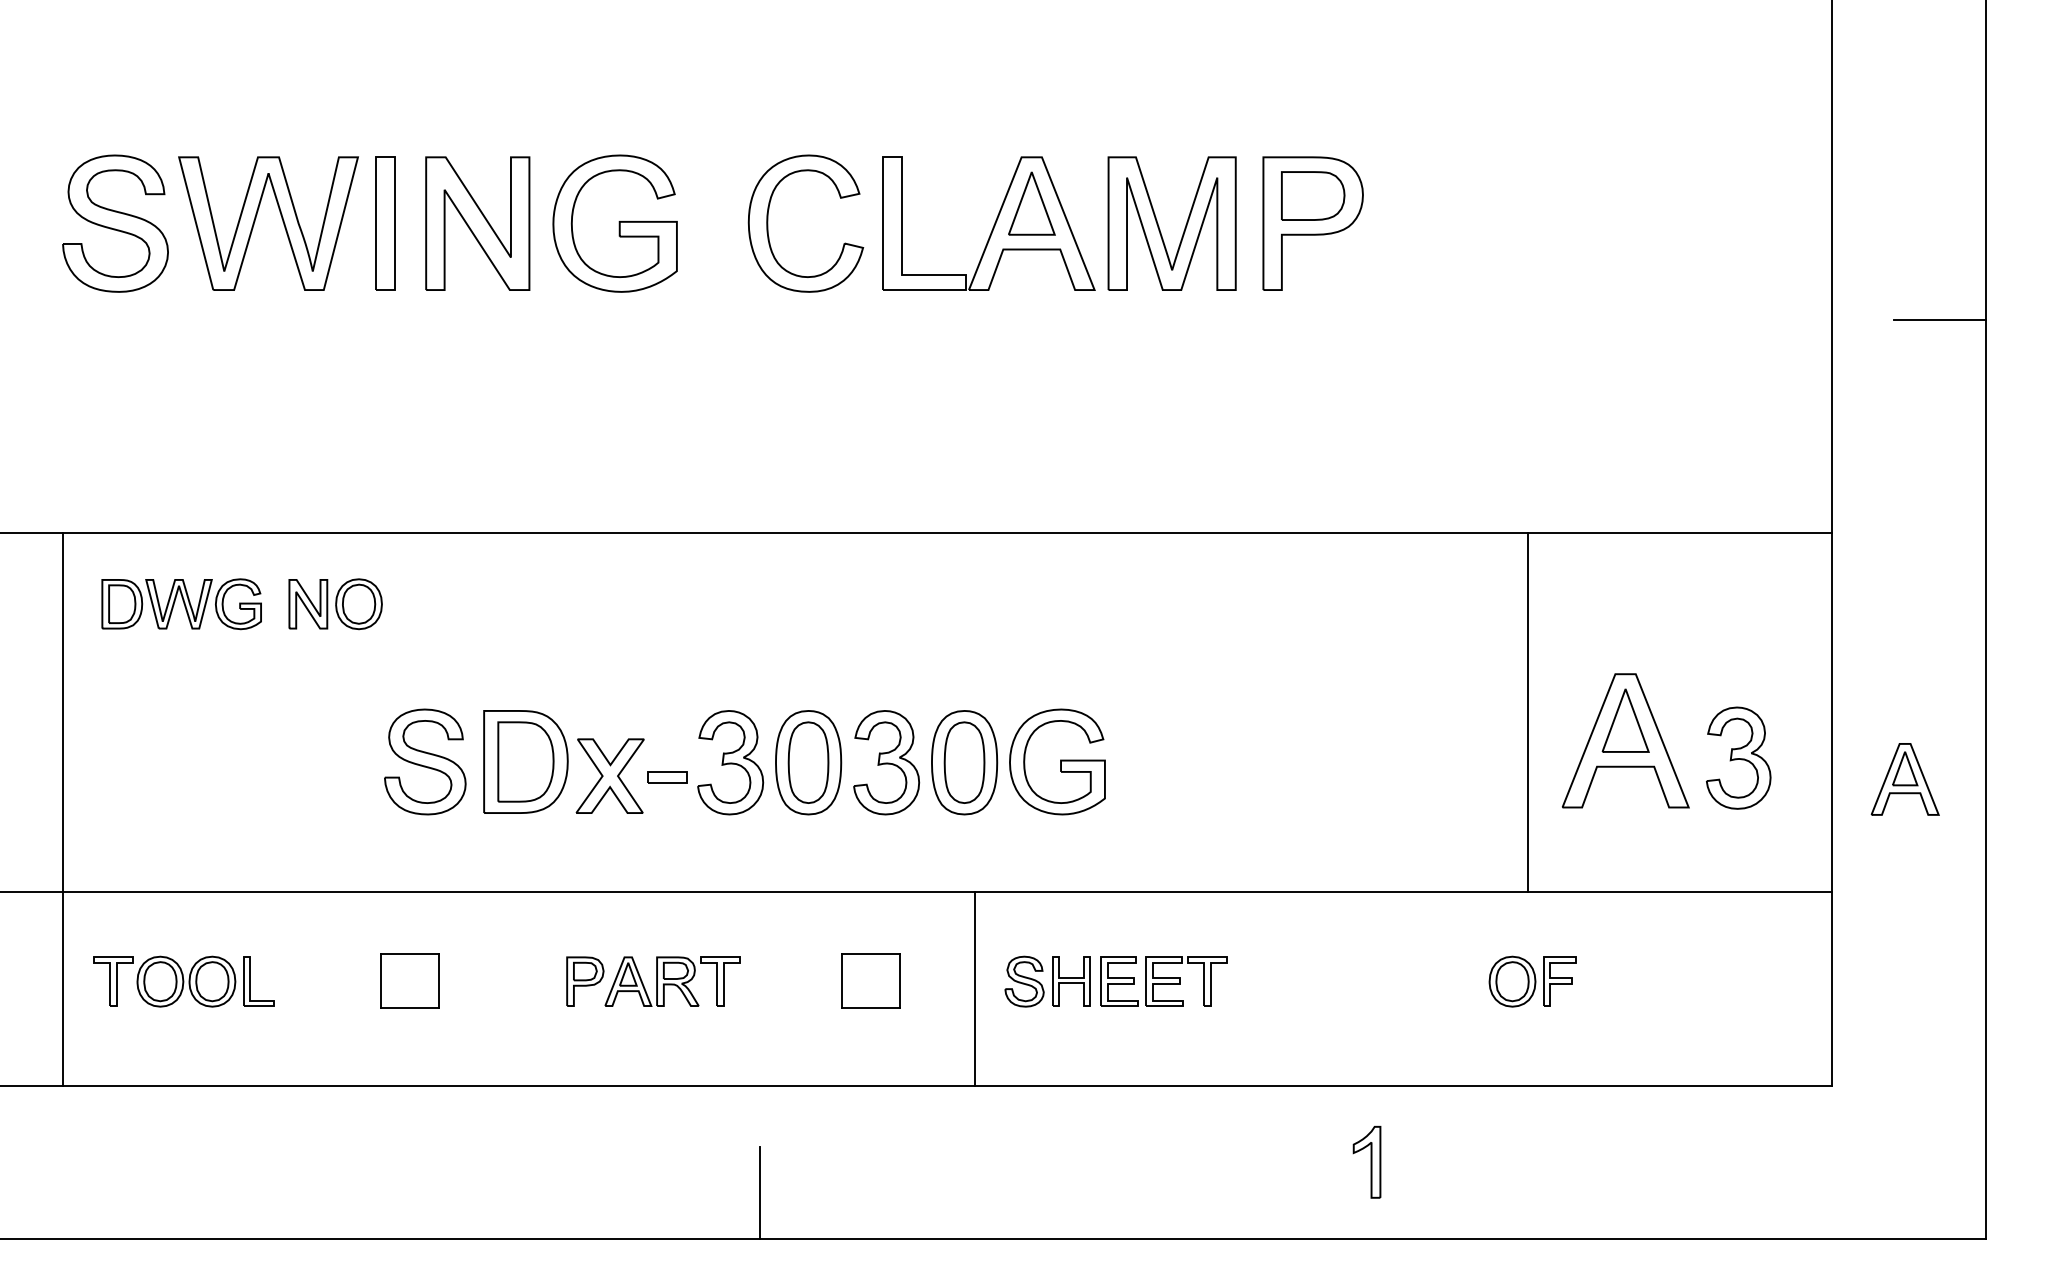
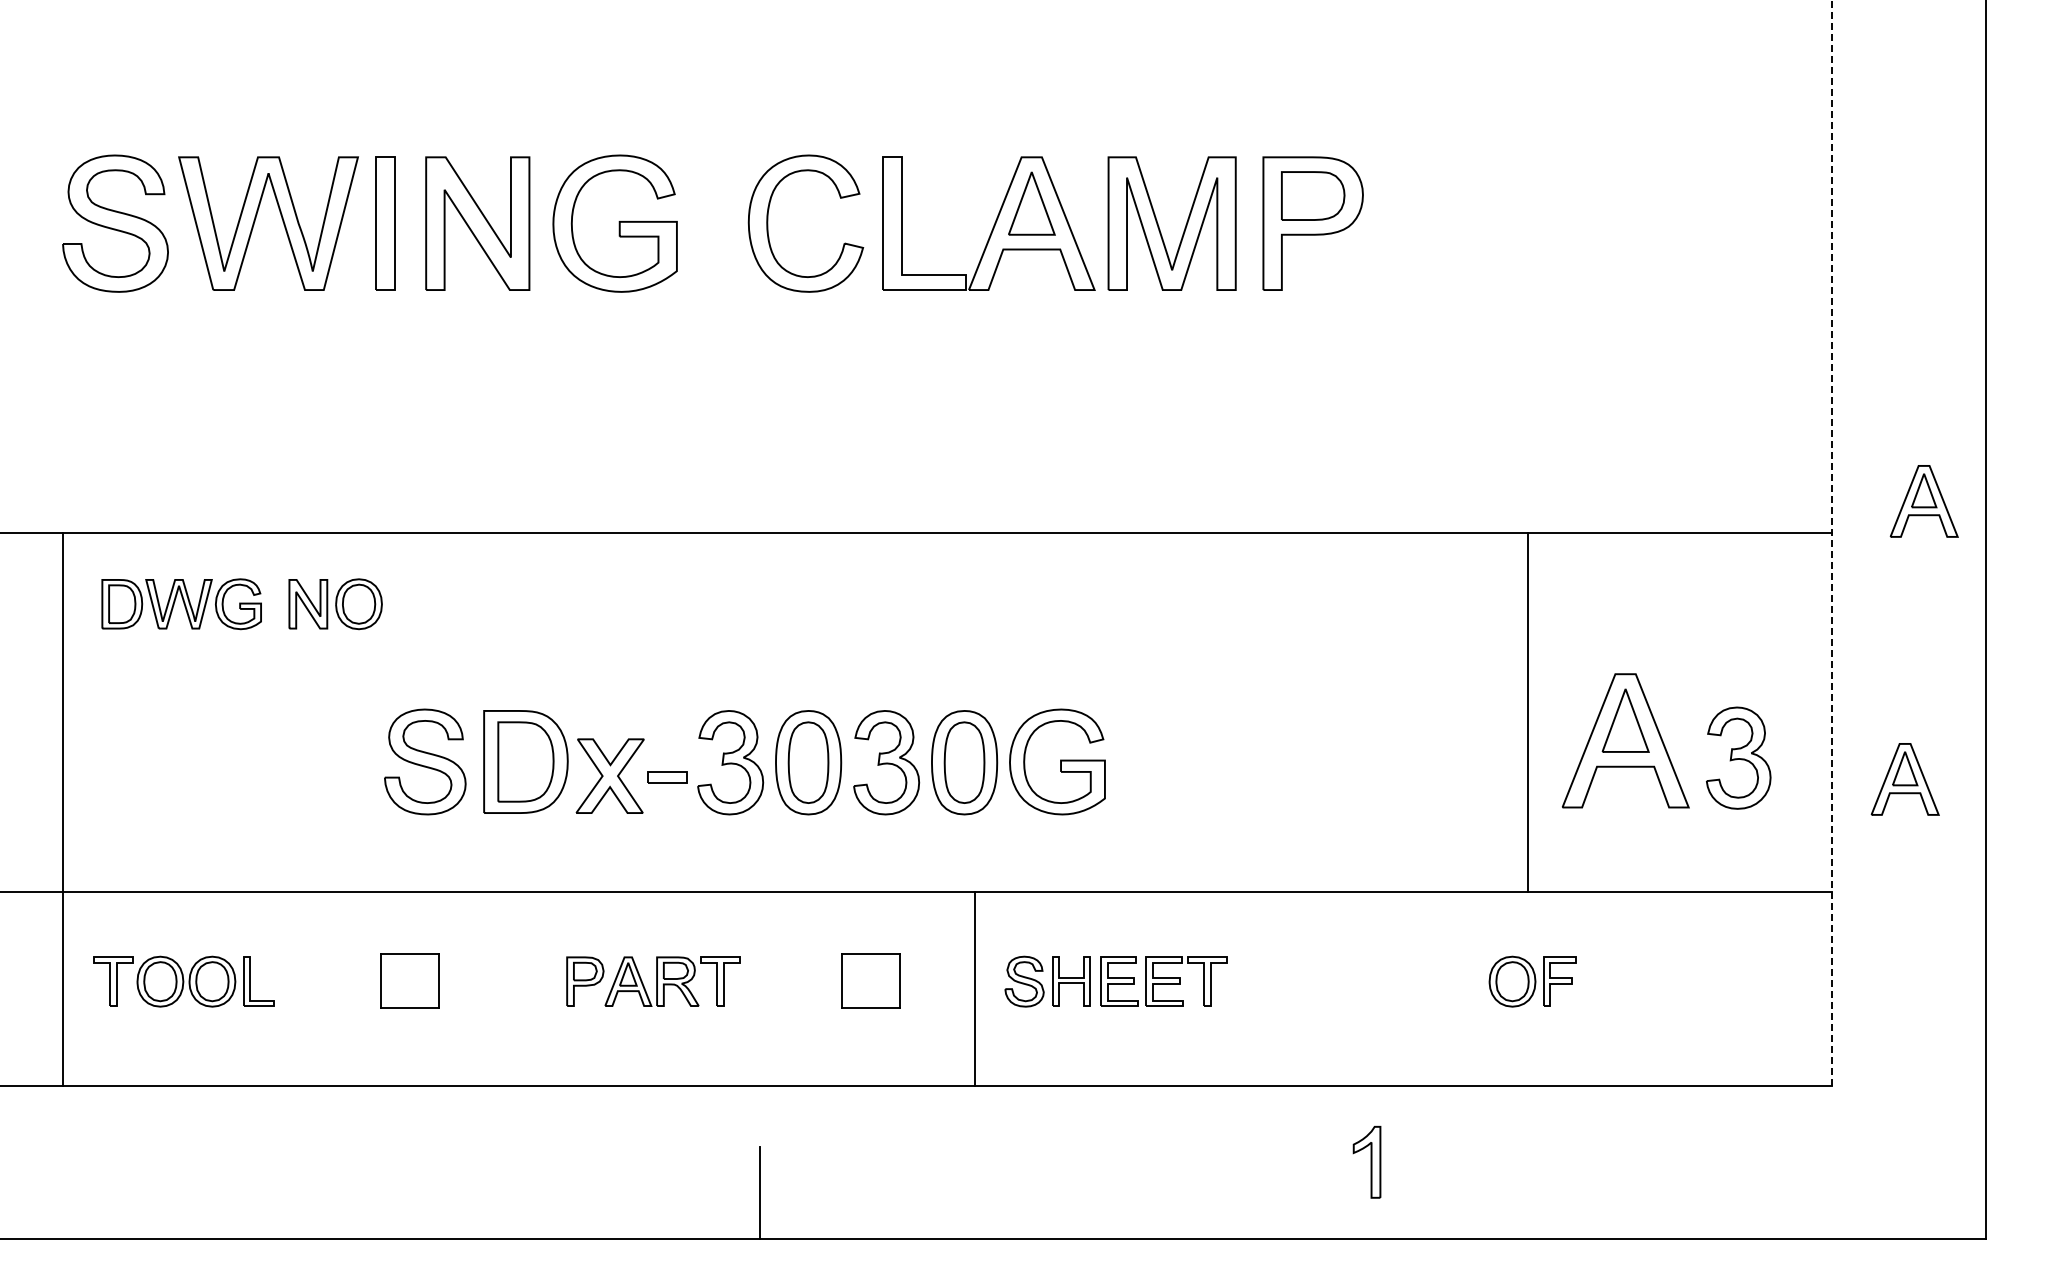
line: present -> none (1939, 319)
part: none -> present (1923, 501)
line: solid -> dashed (1832, 543)
